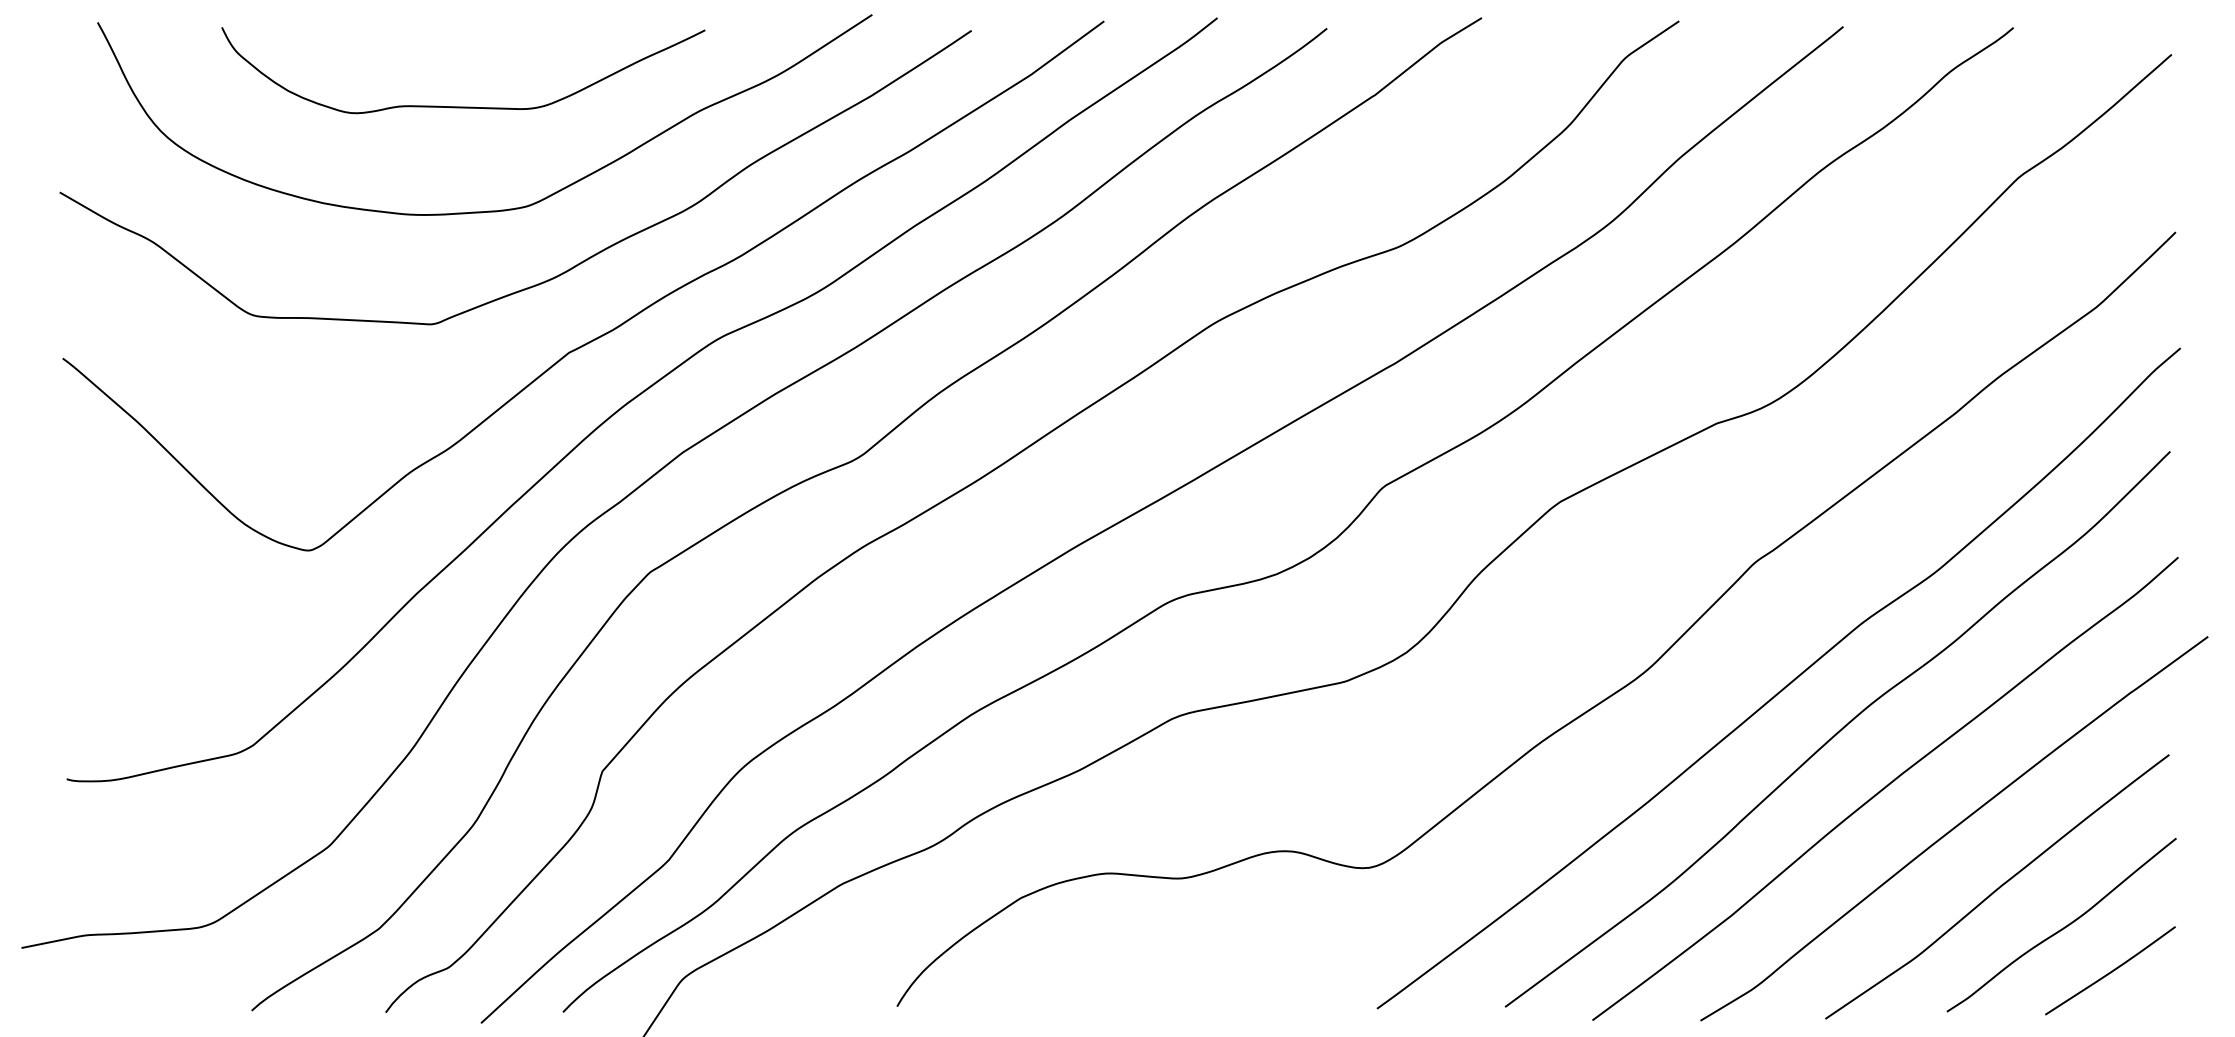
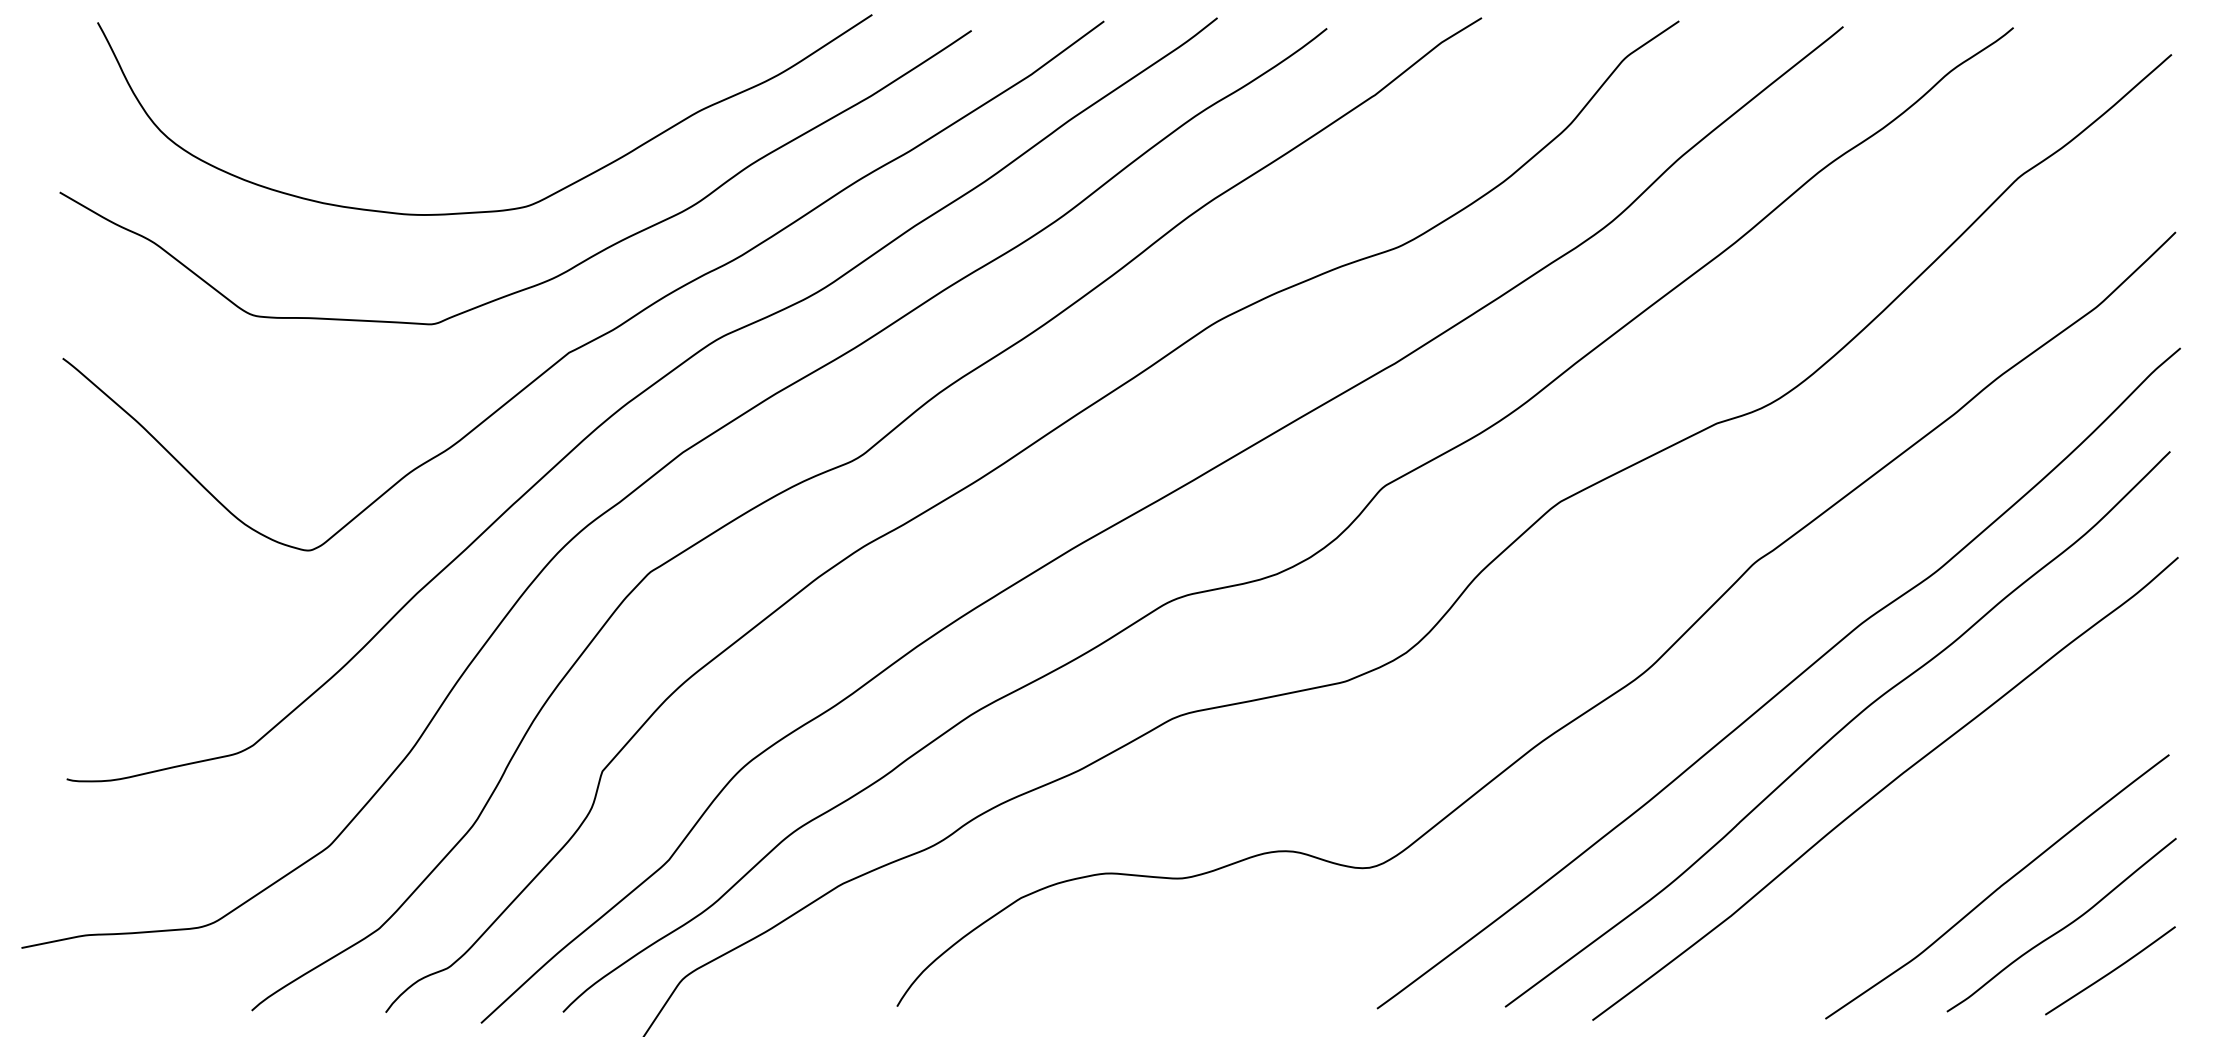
curve: present -> none (463, 106)
curve: present -> none (1954, 828)
